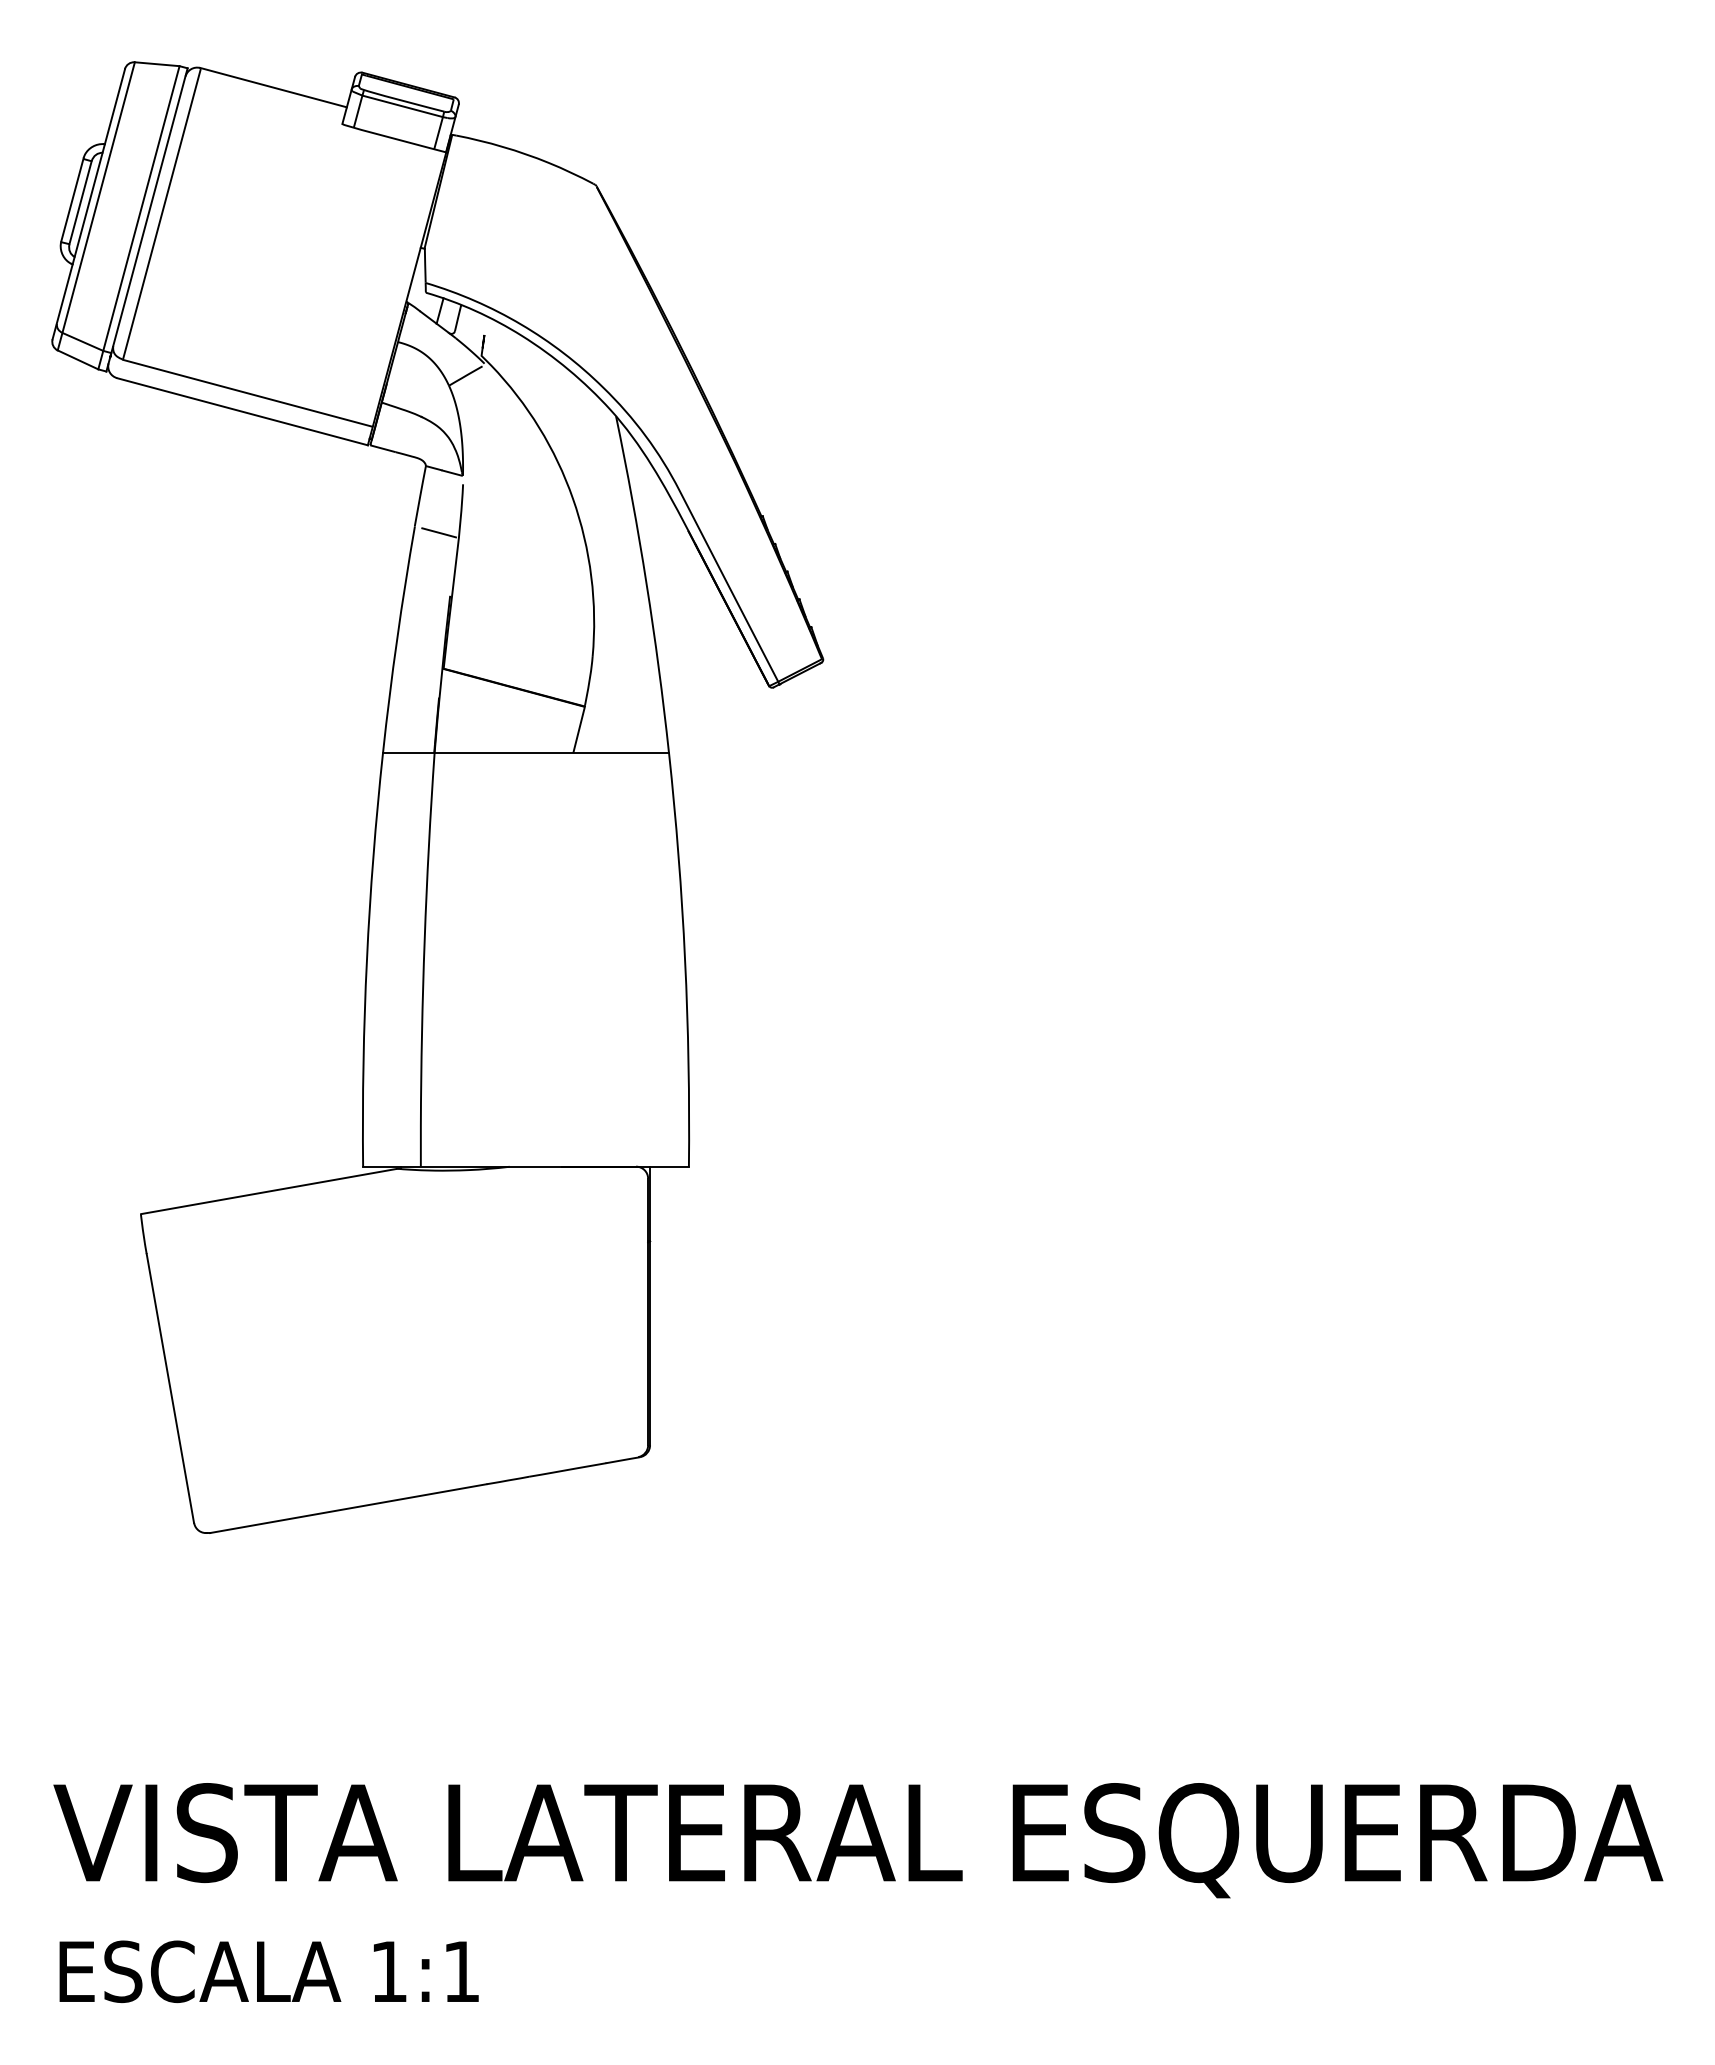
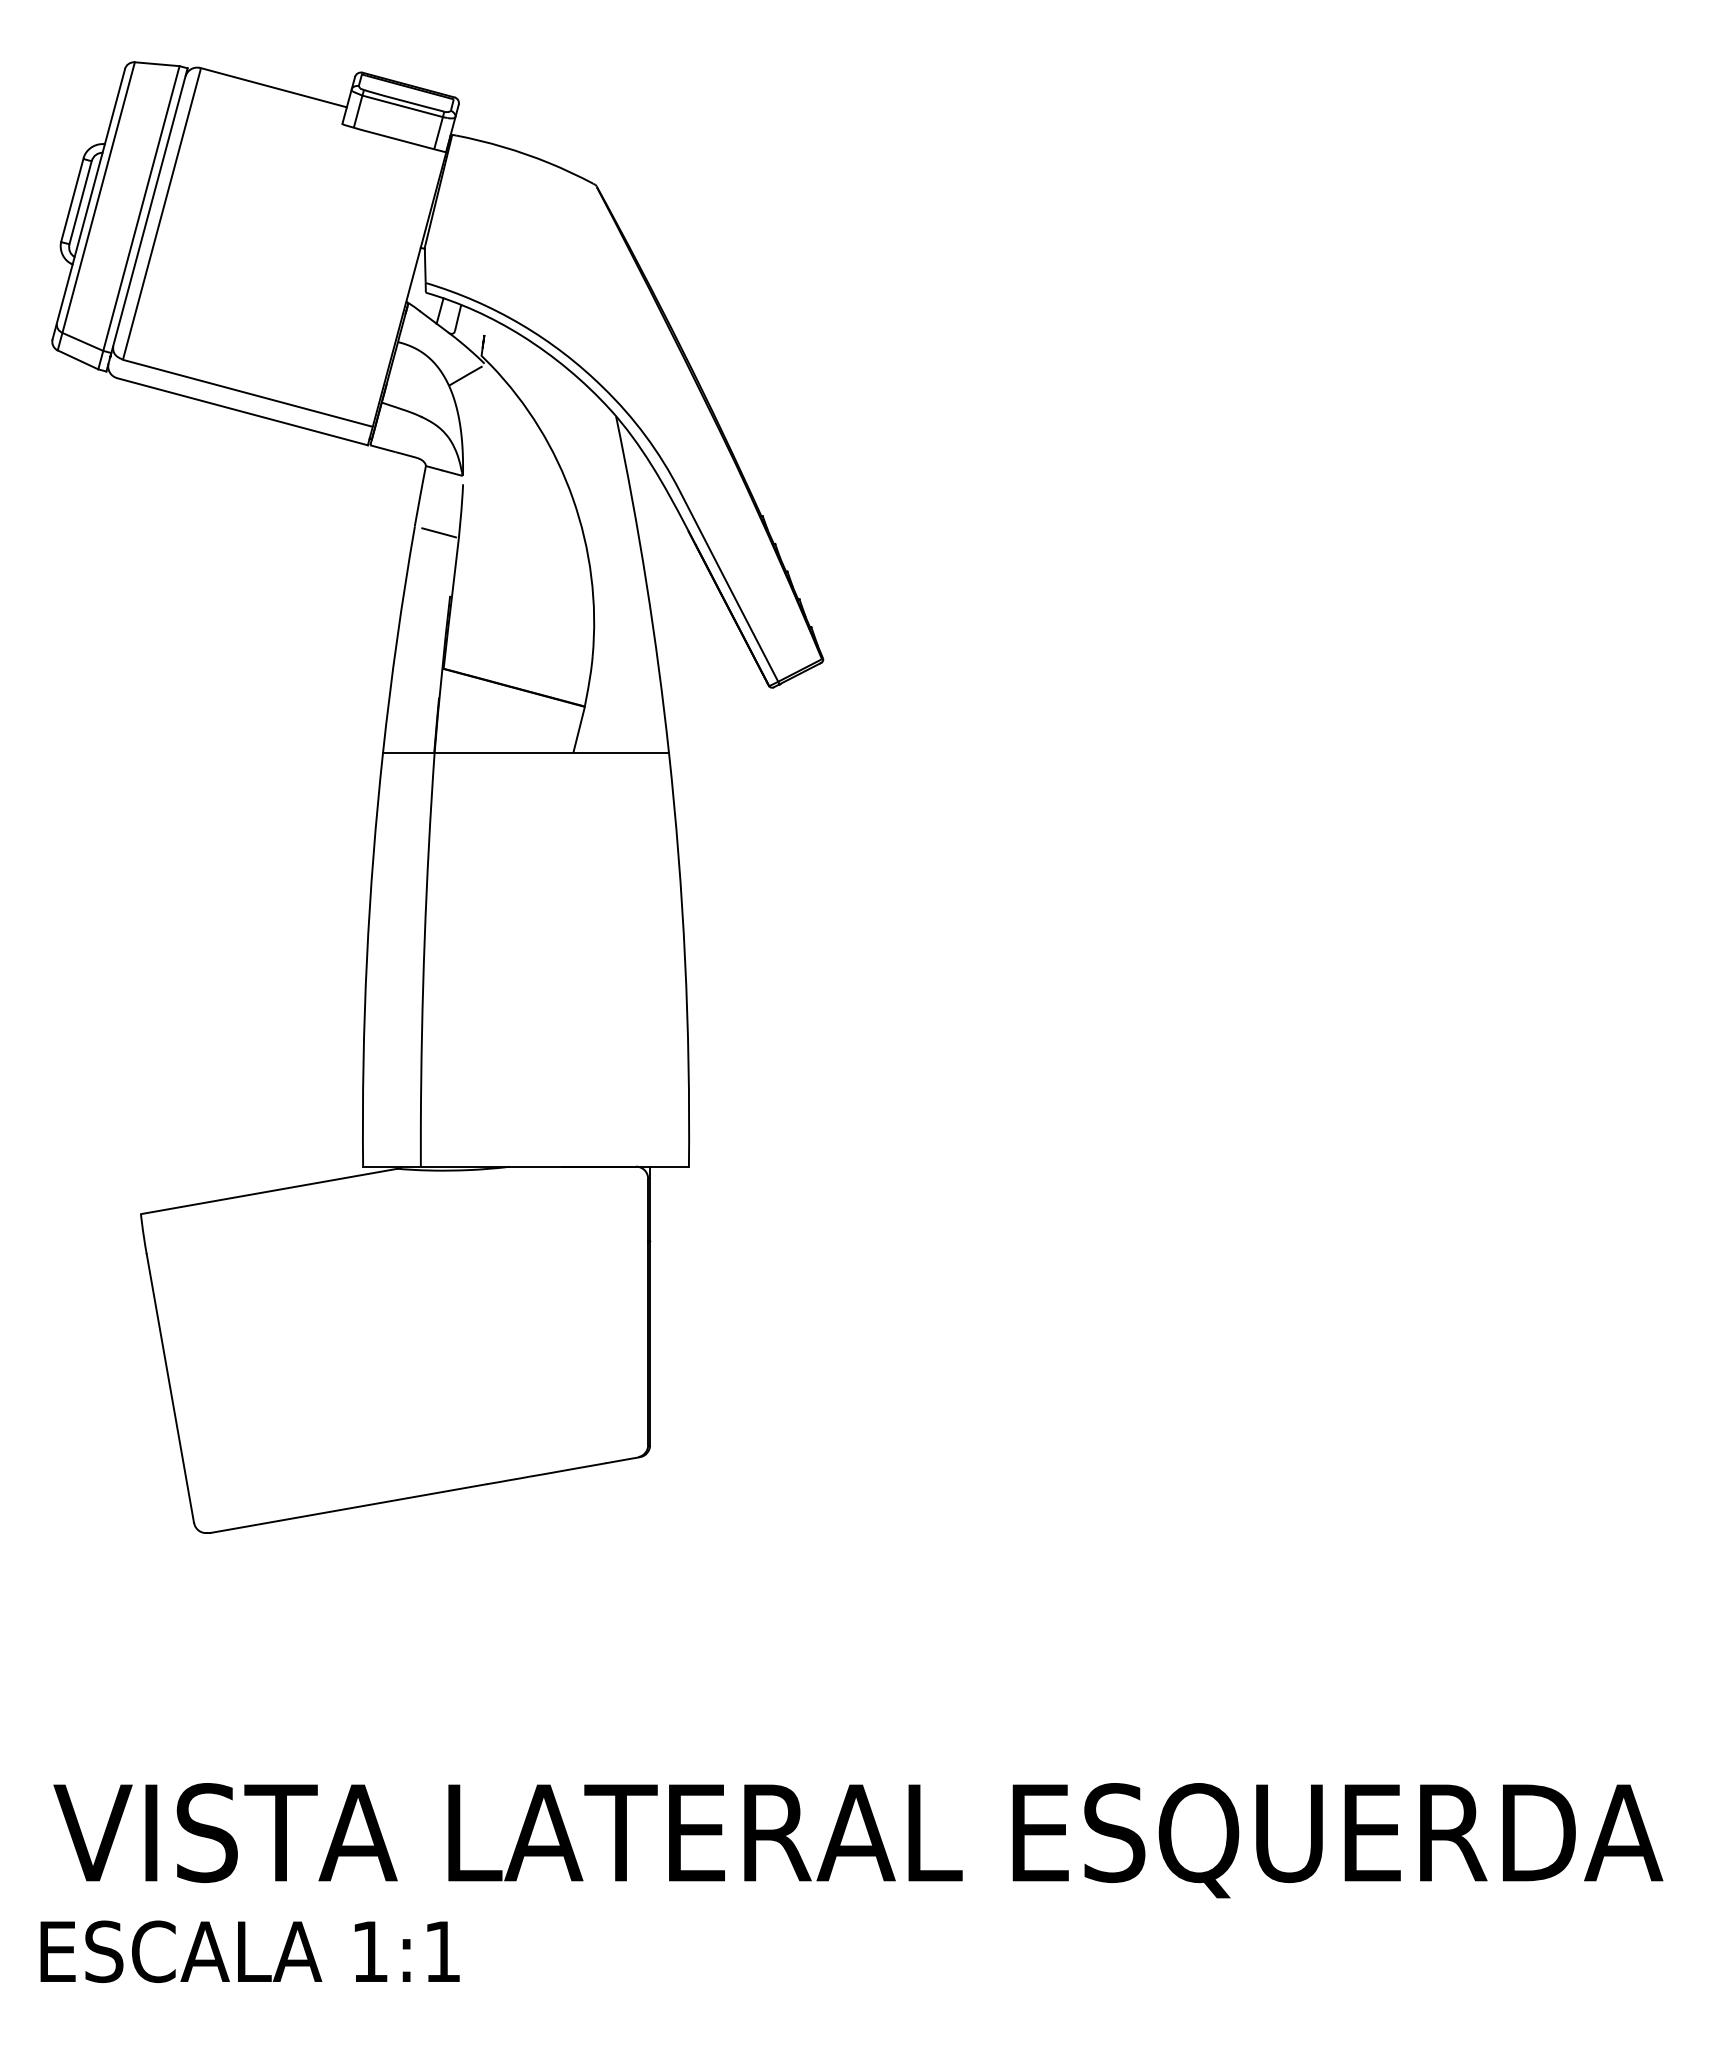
text position: (268, 1971) -> (249, 1951) (249, 1951)
